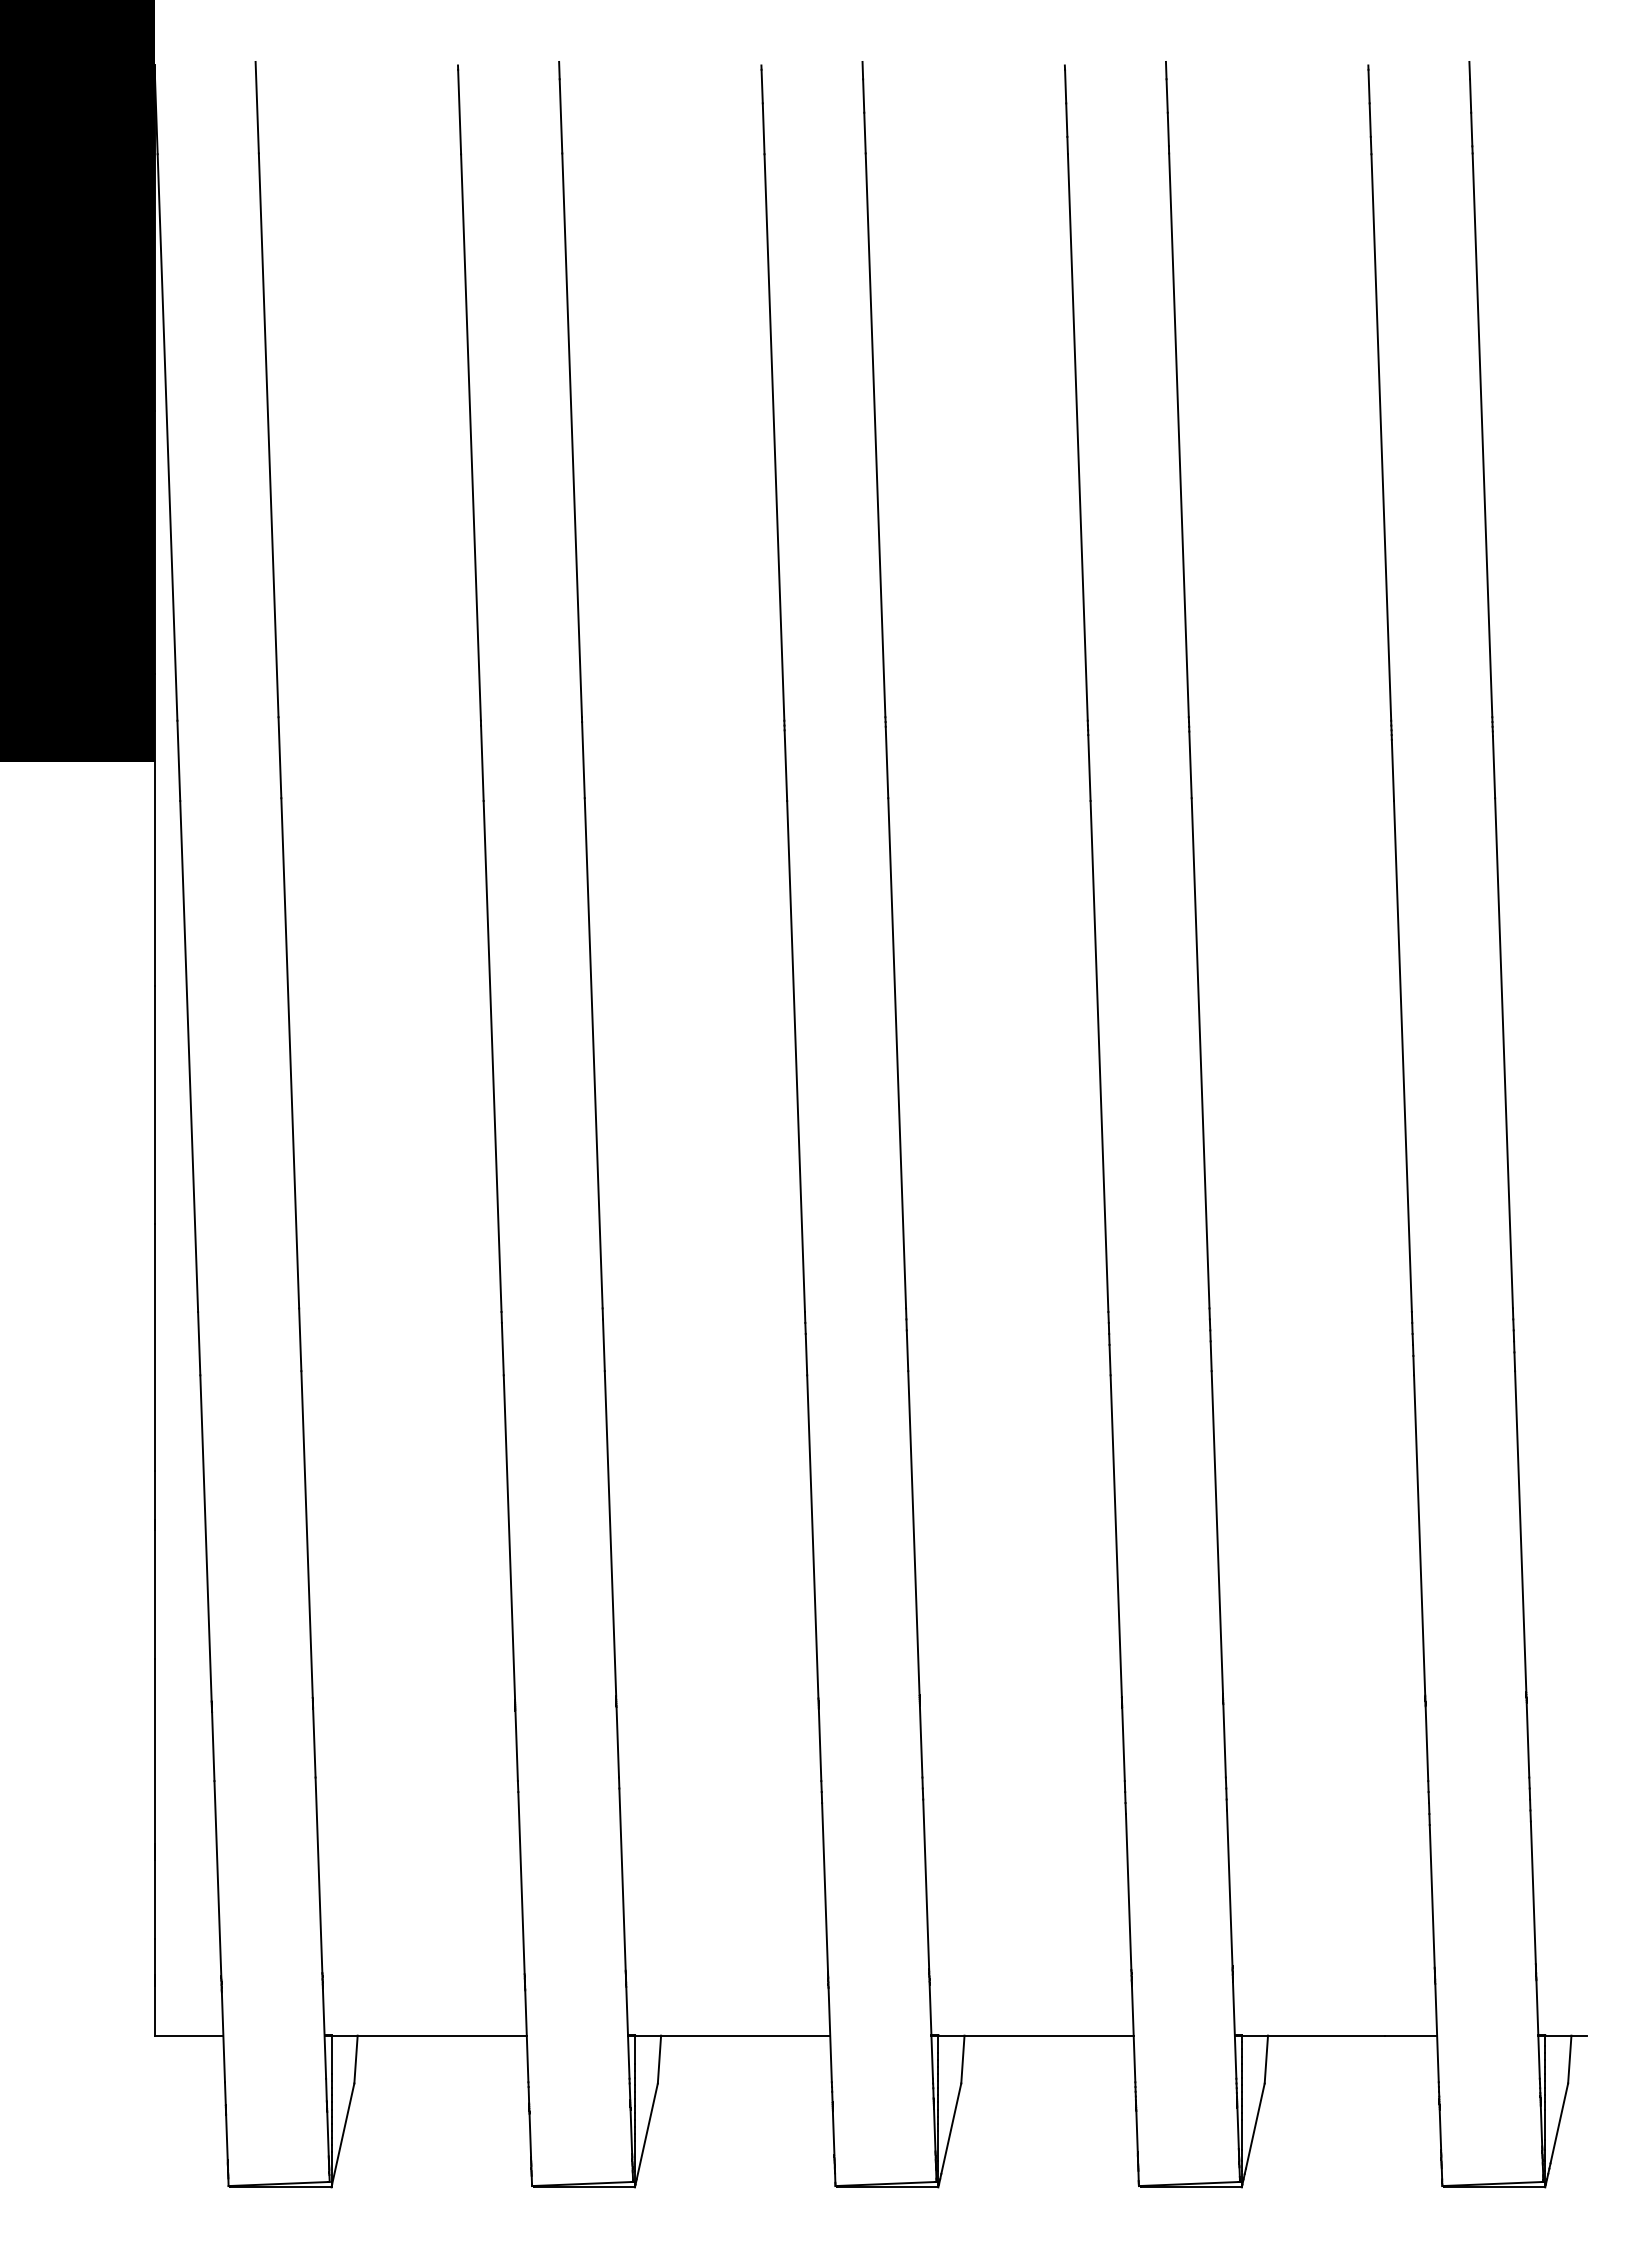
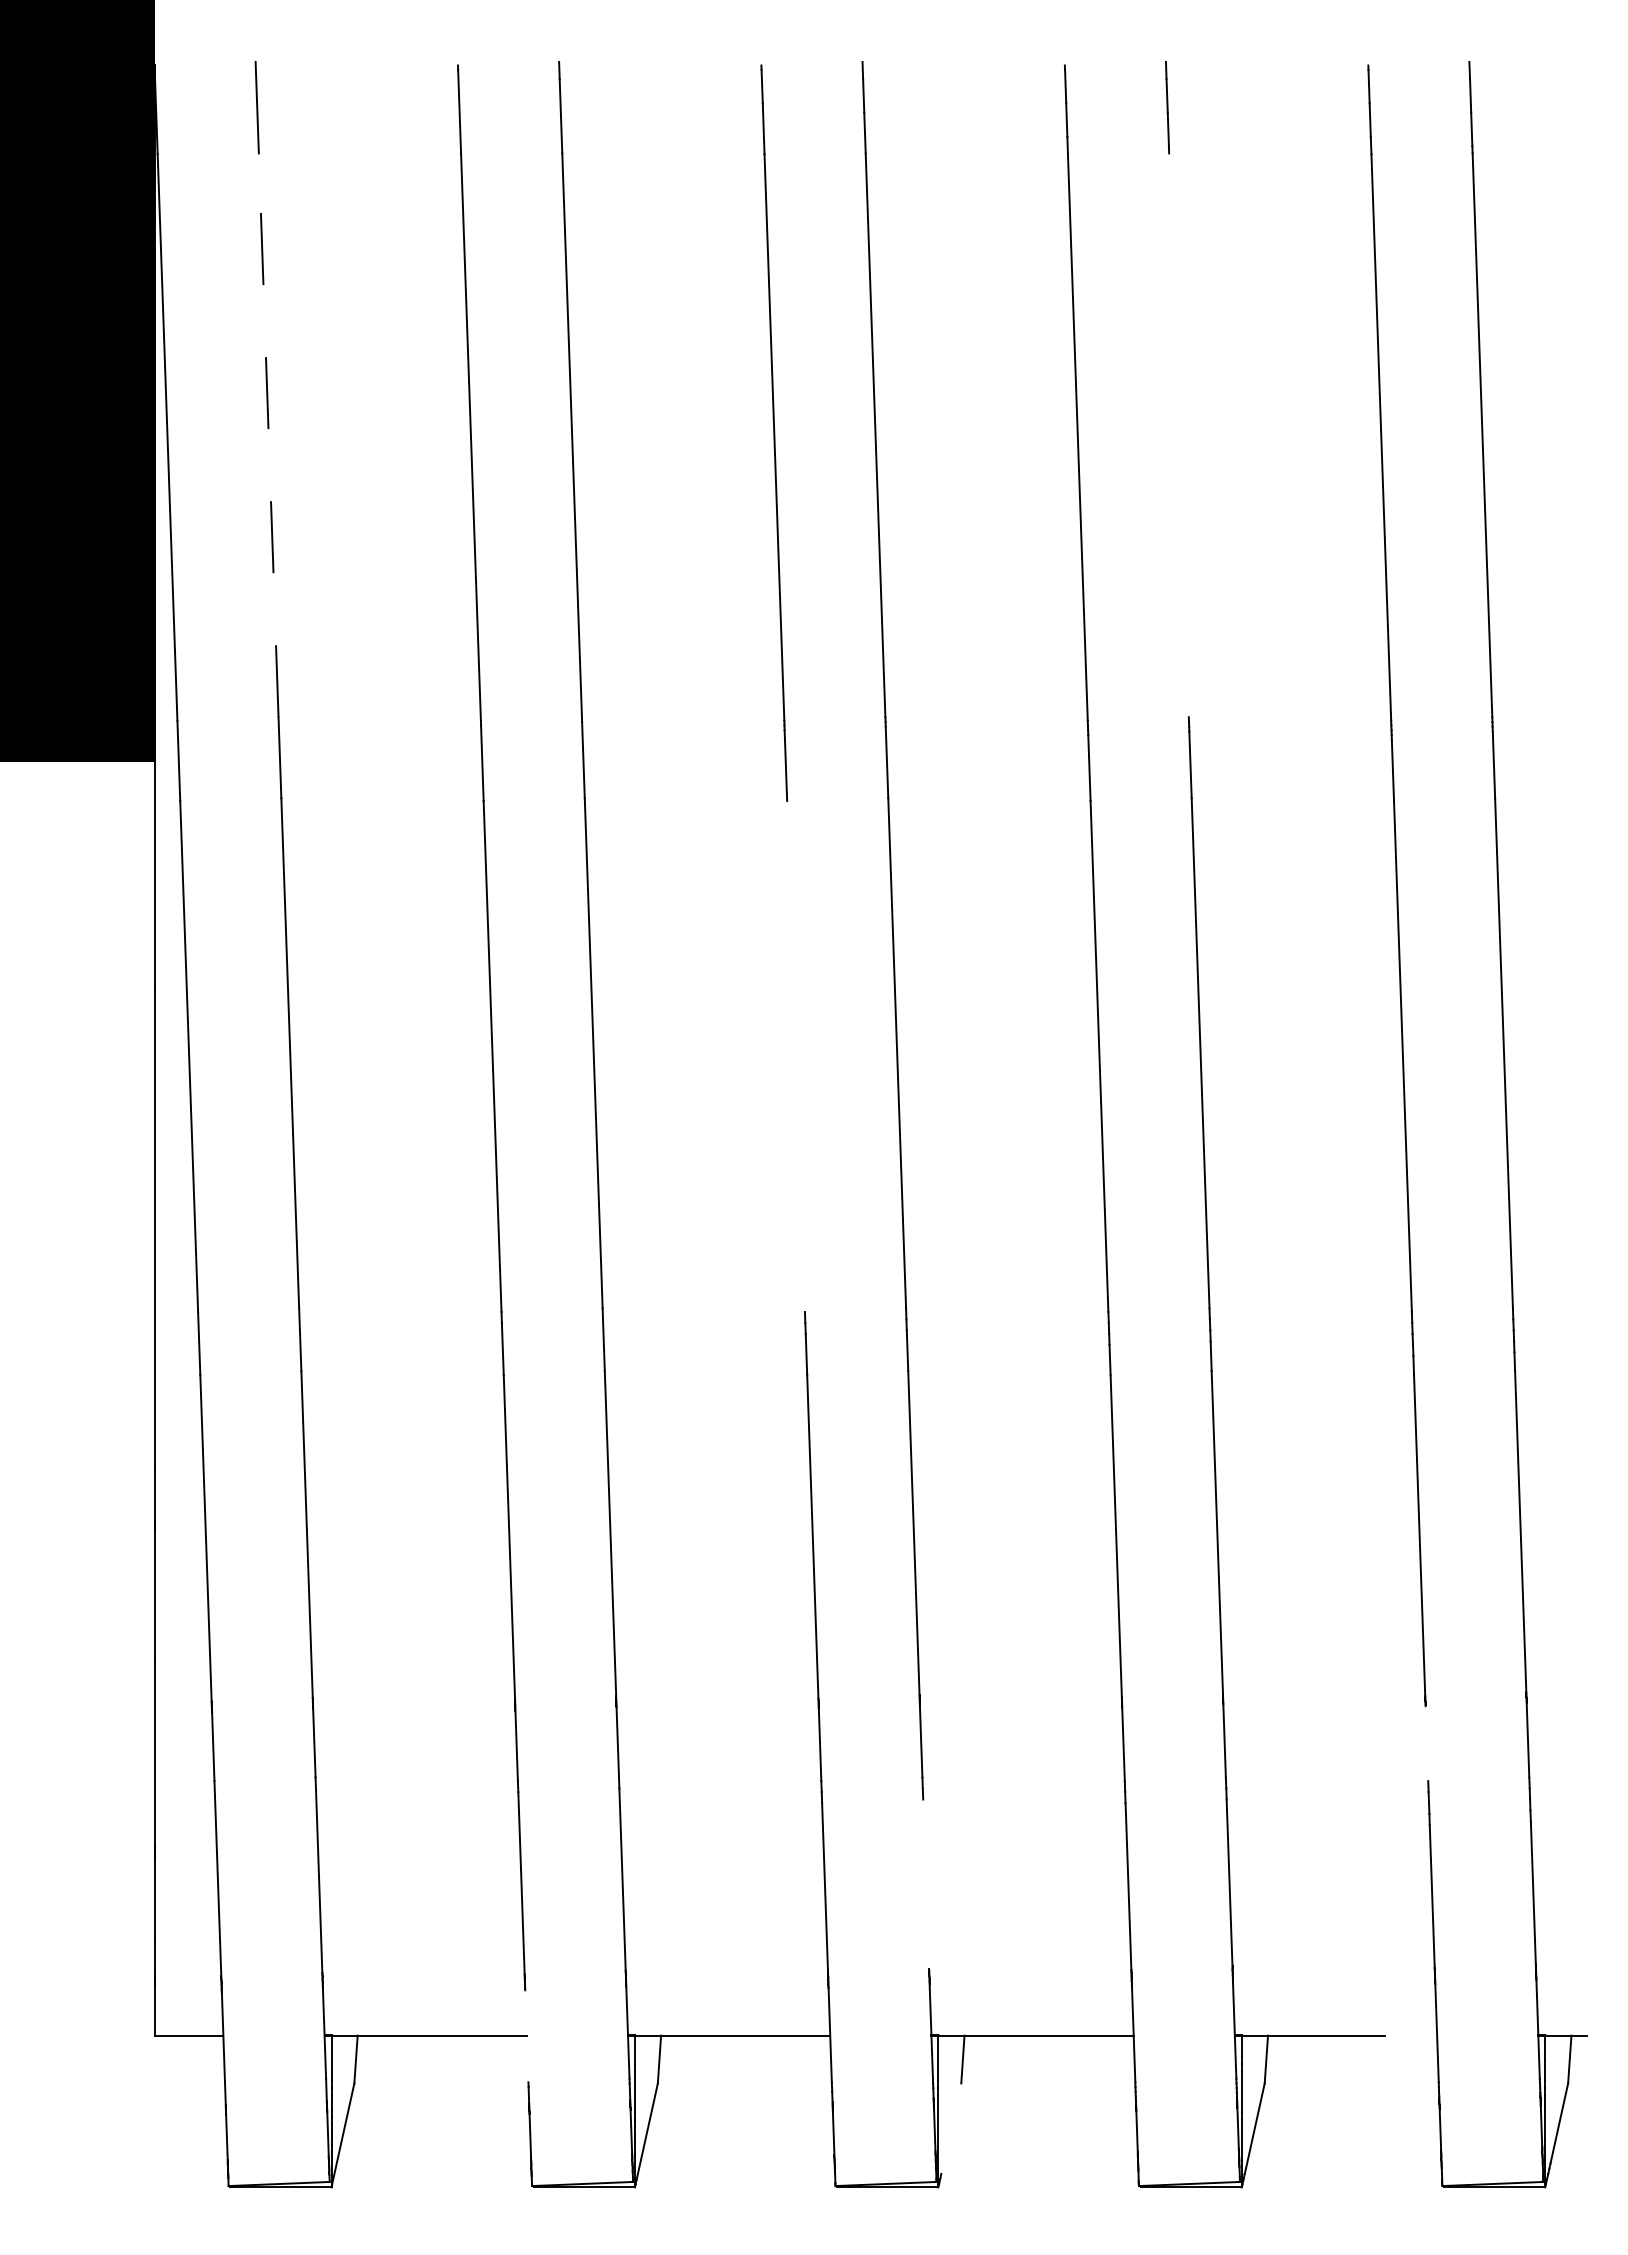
line: solid -> dashed (268, 434)
line: present -> none (1178, 435)
line: present -> none (795, 1055)
line: present -> none (1426, 1743)
line: present -> none (926, 1883)
line: present -> none (1411, 2035)
line: present -> none (526, 2036)
line: present -> none (951, 2128)
